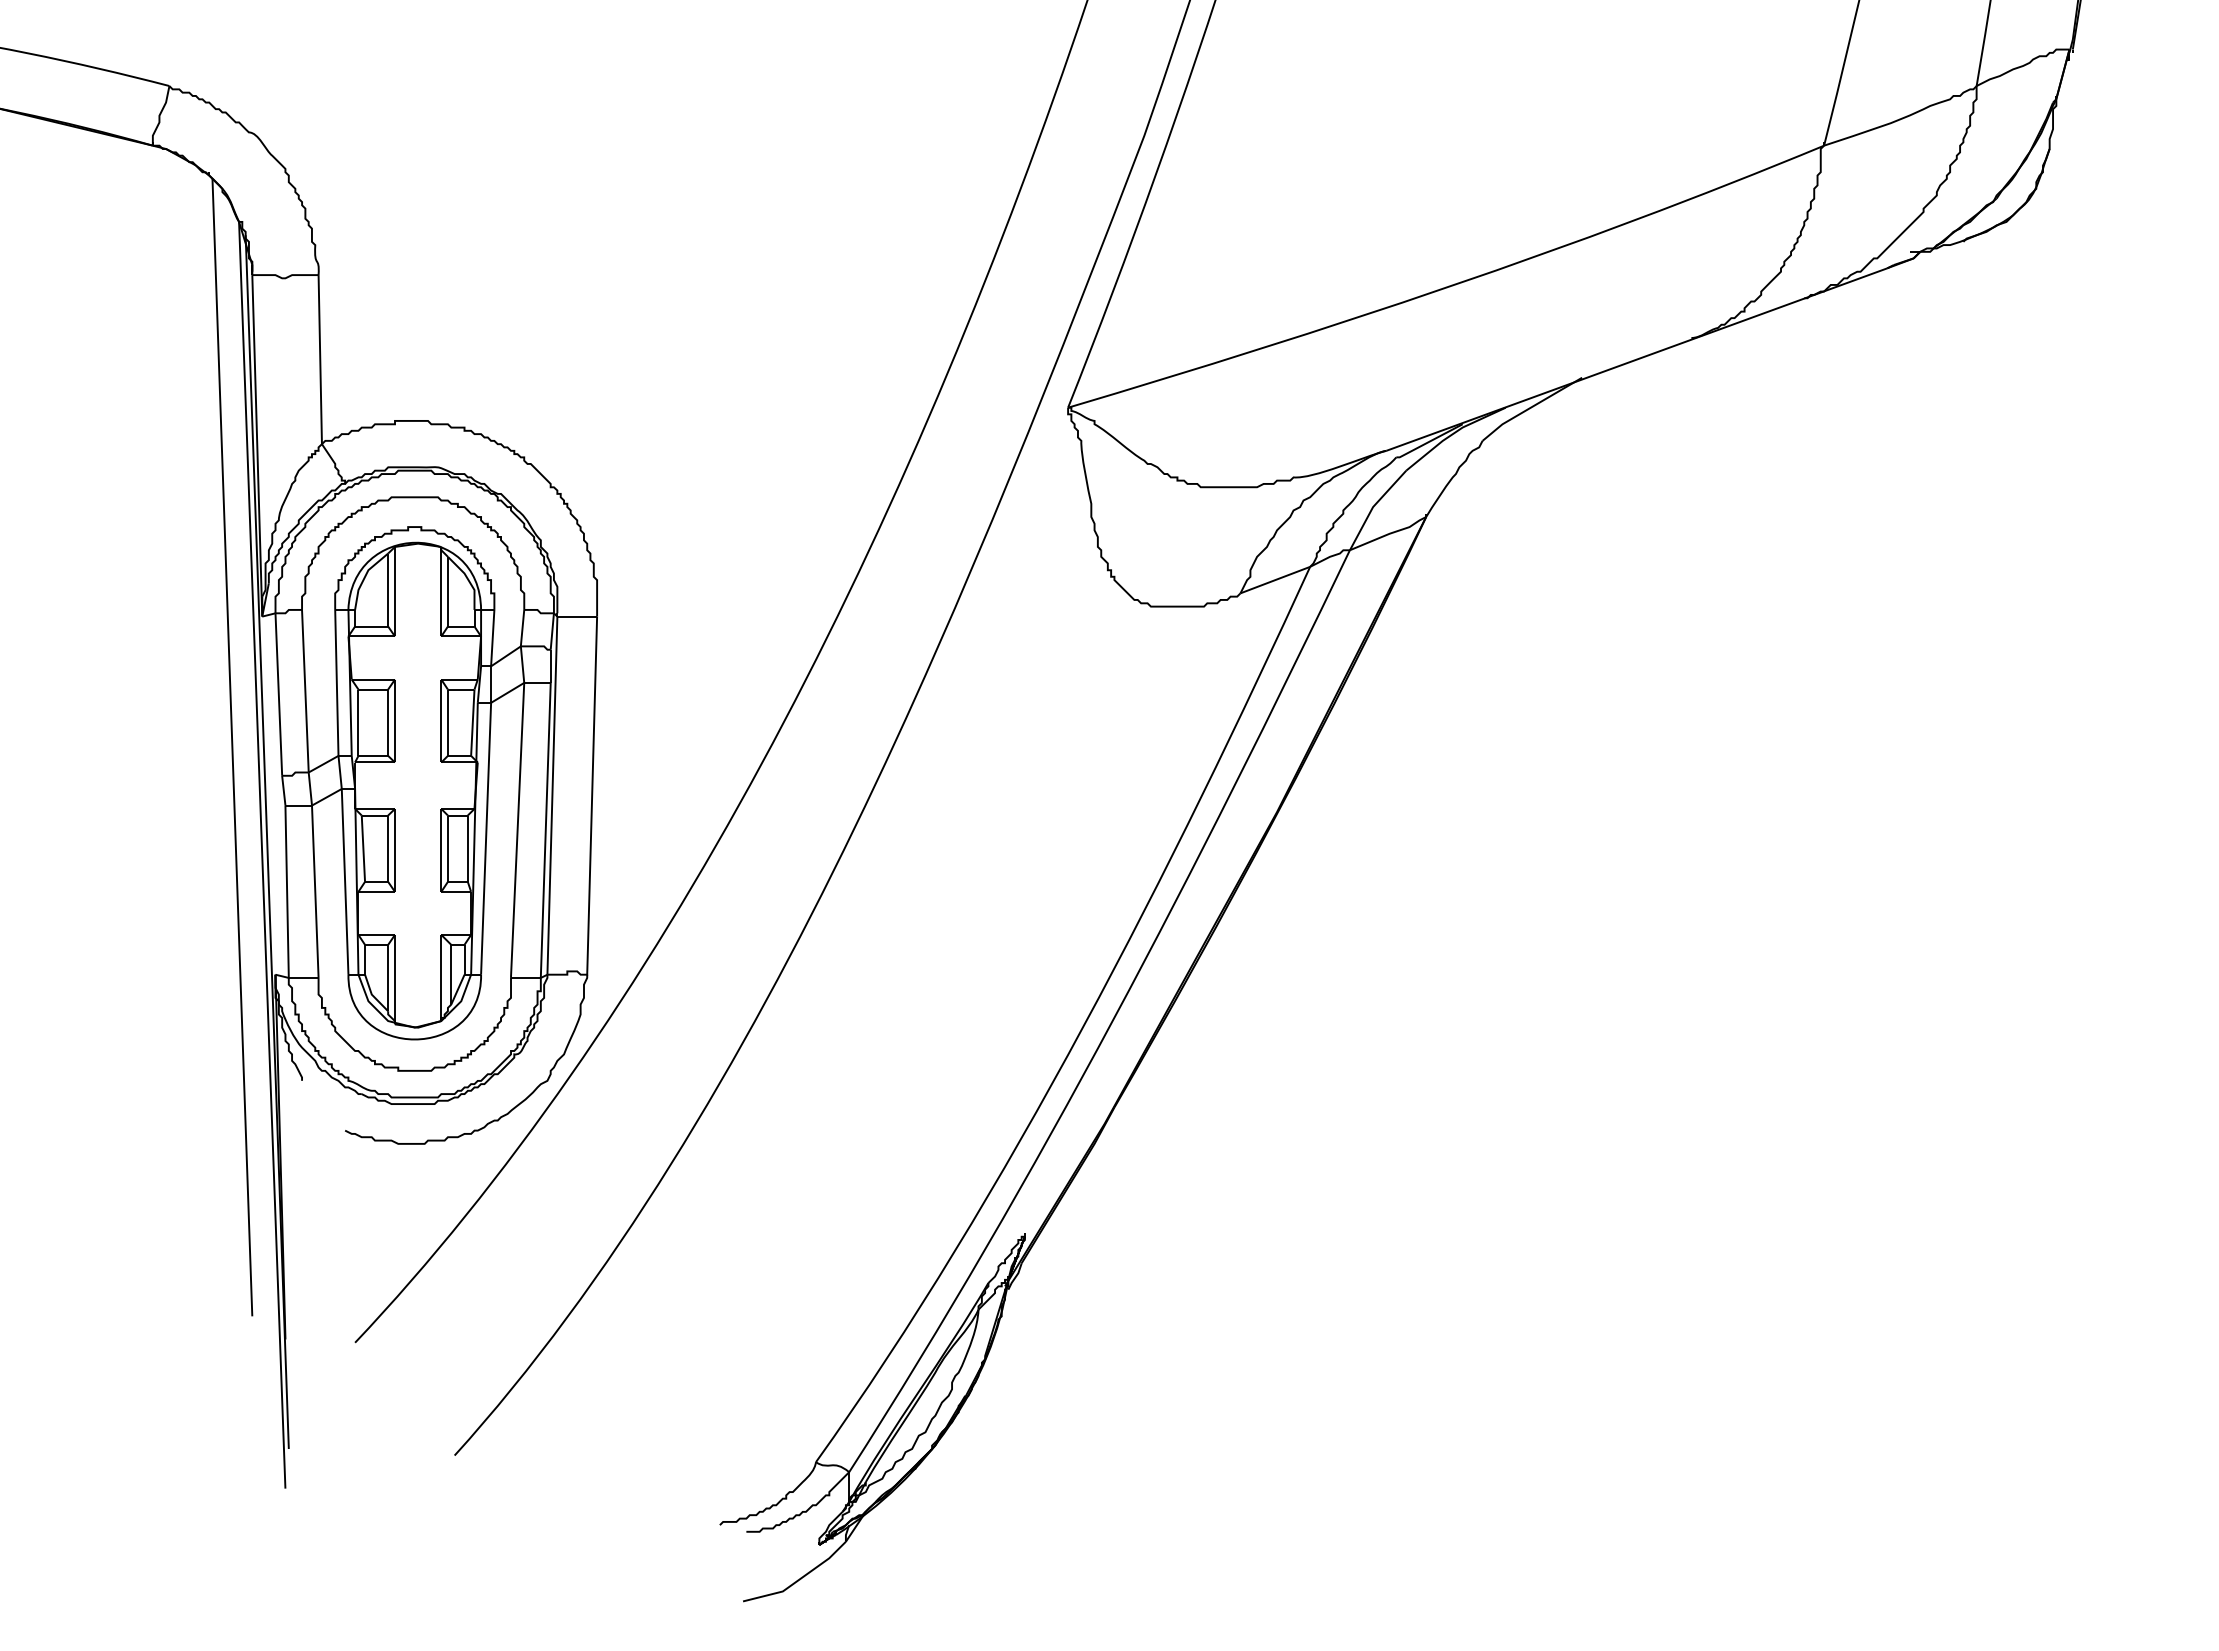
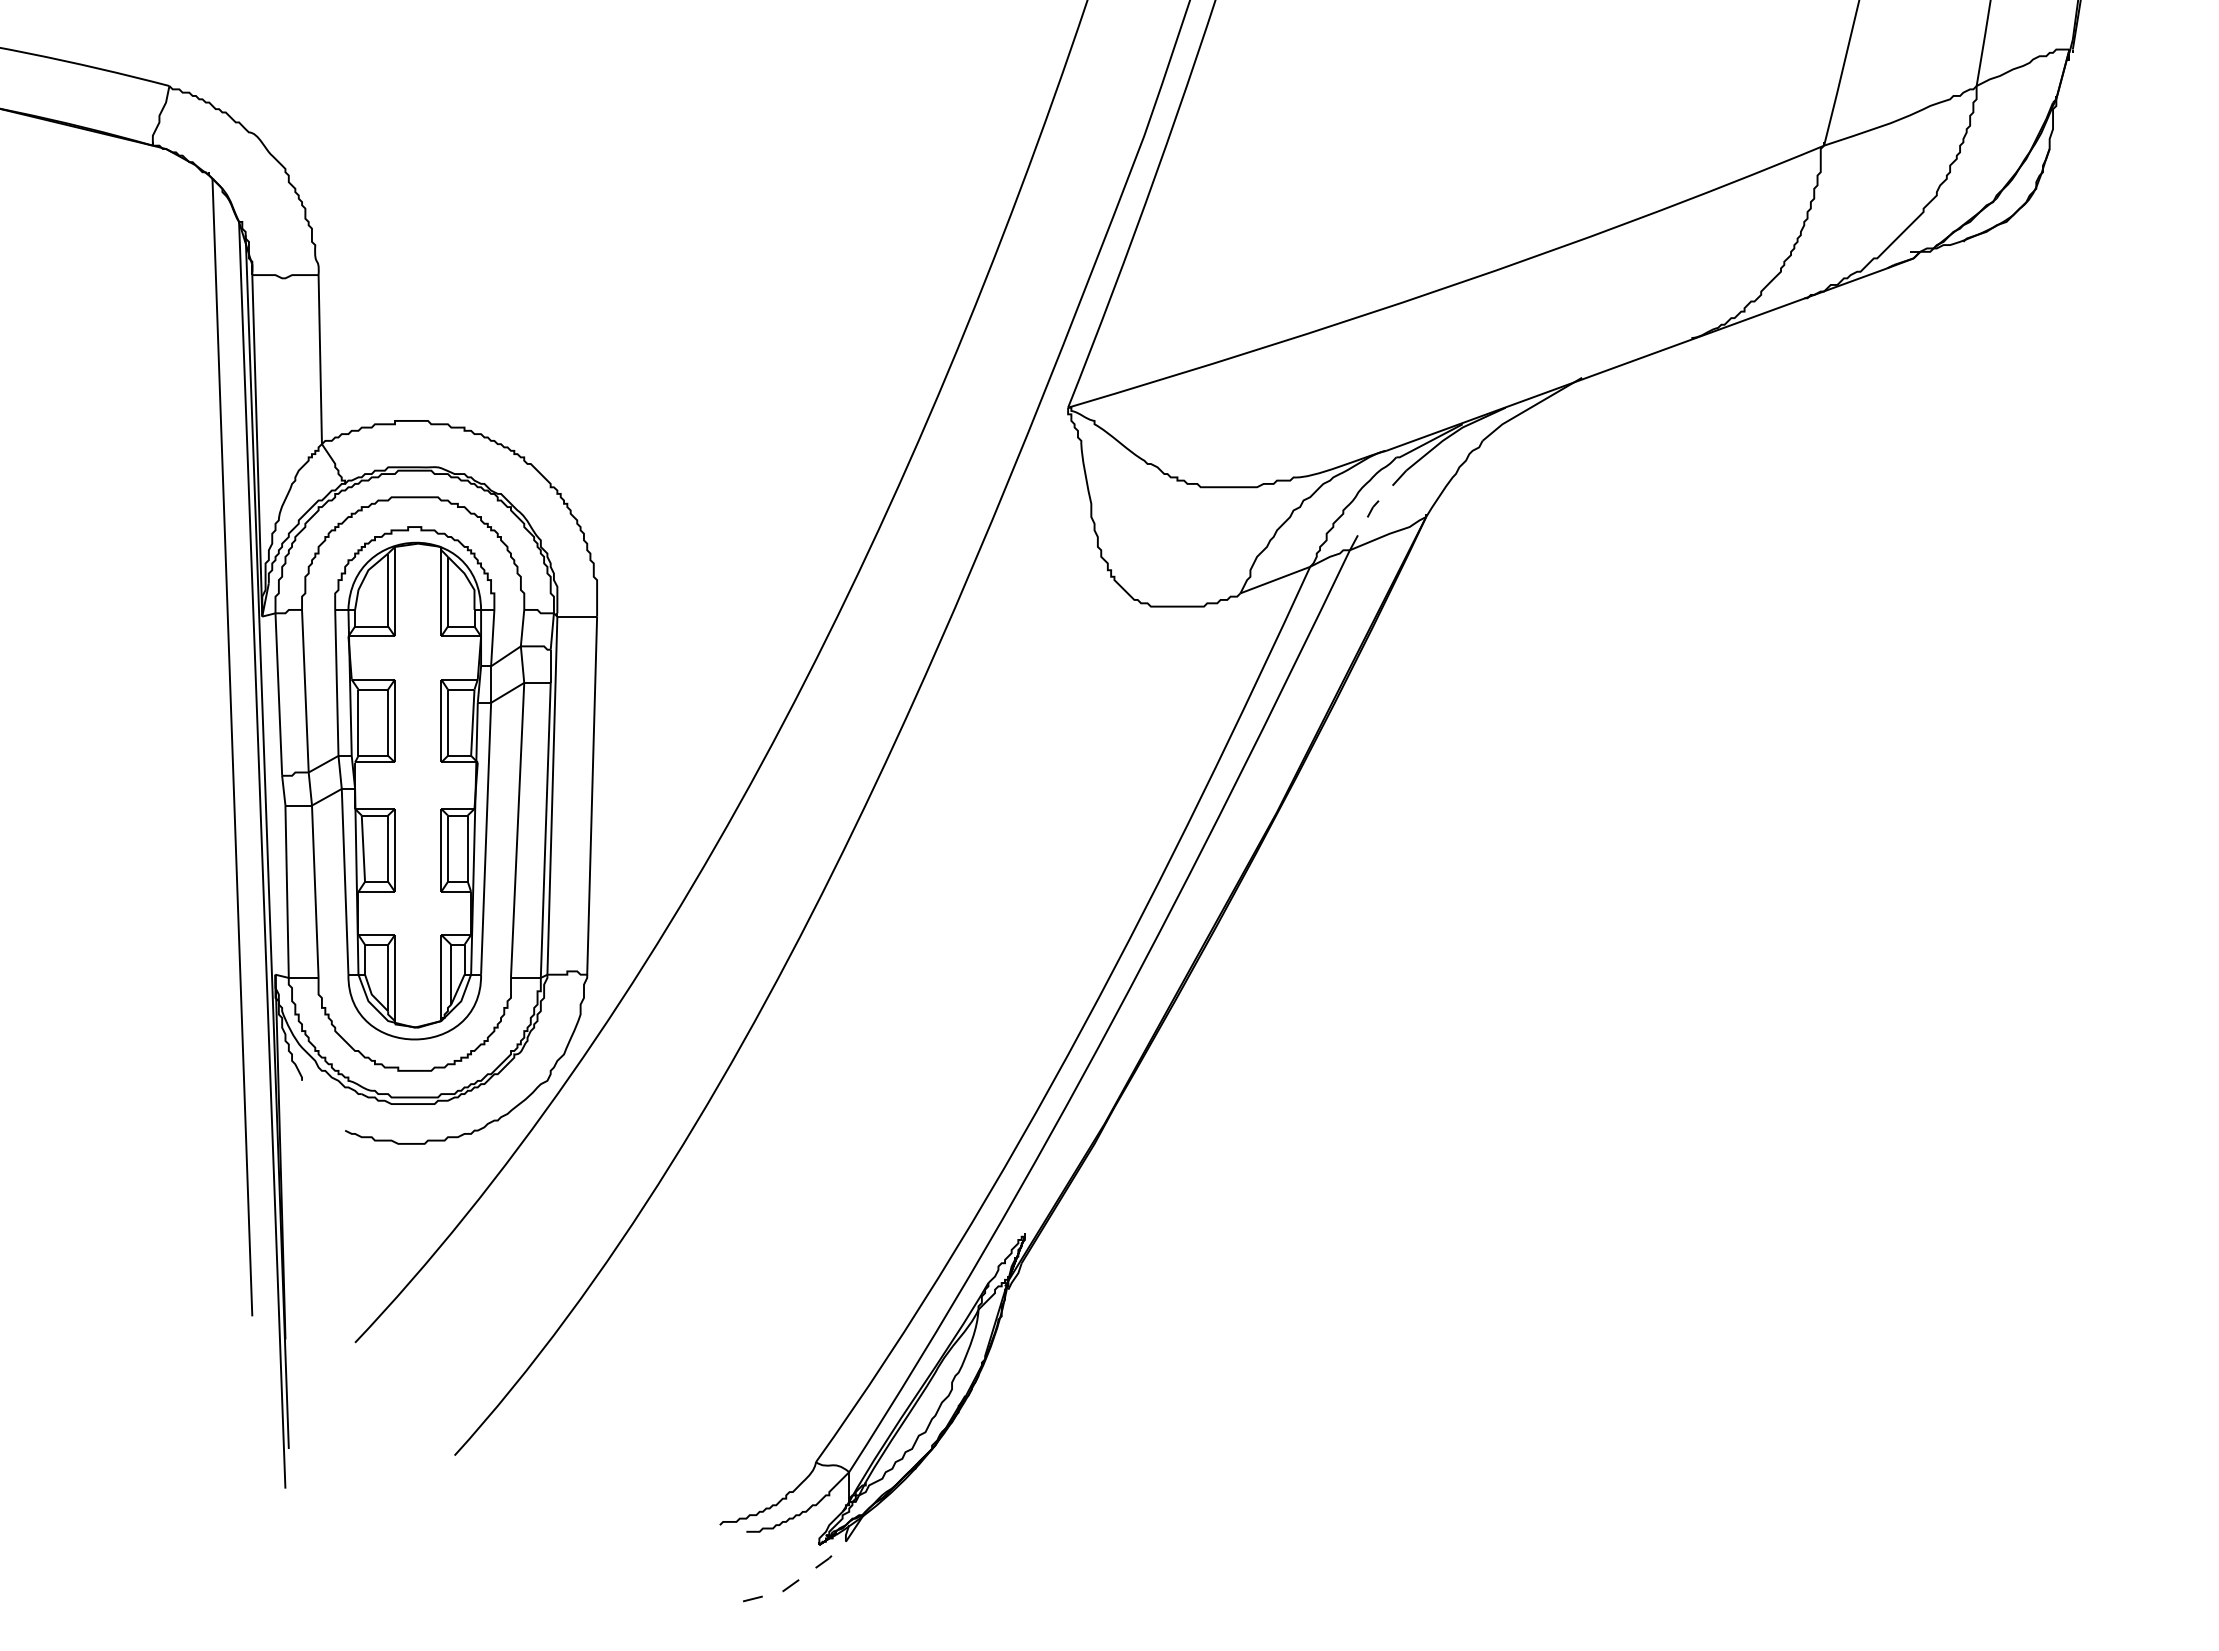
line: solid -> dashed (1373, 507)
line: solid -> dashed (798, 1580)
